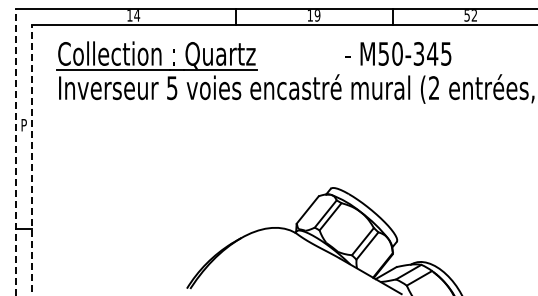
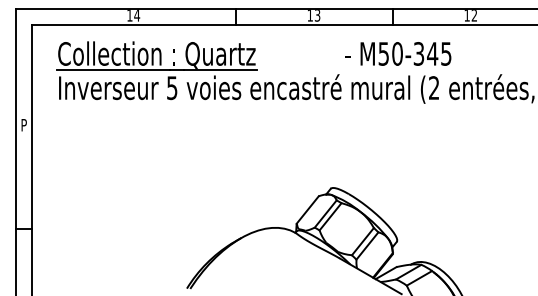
text: 19 -> 13 (317, 15)
text: 52 -> 12 (466, 15)
line: dashed -> solid (16, 152)
line: dashed -> solid (31, 160)
